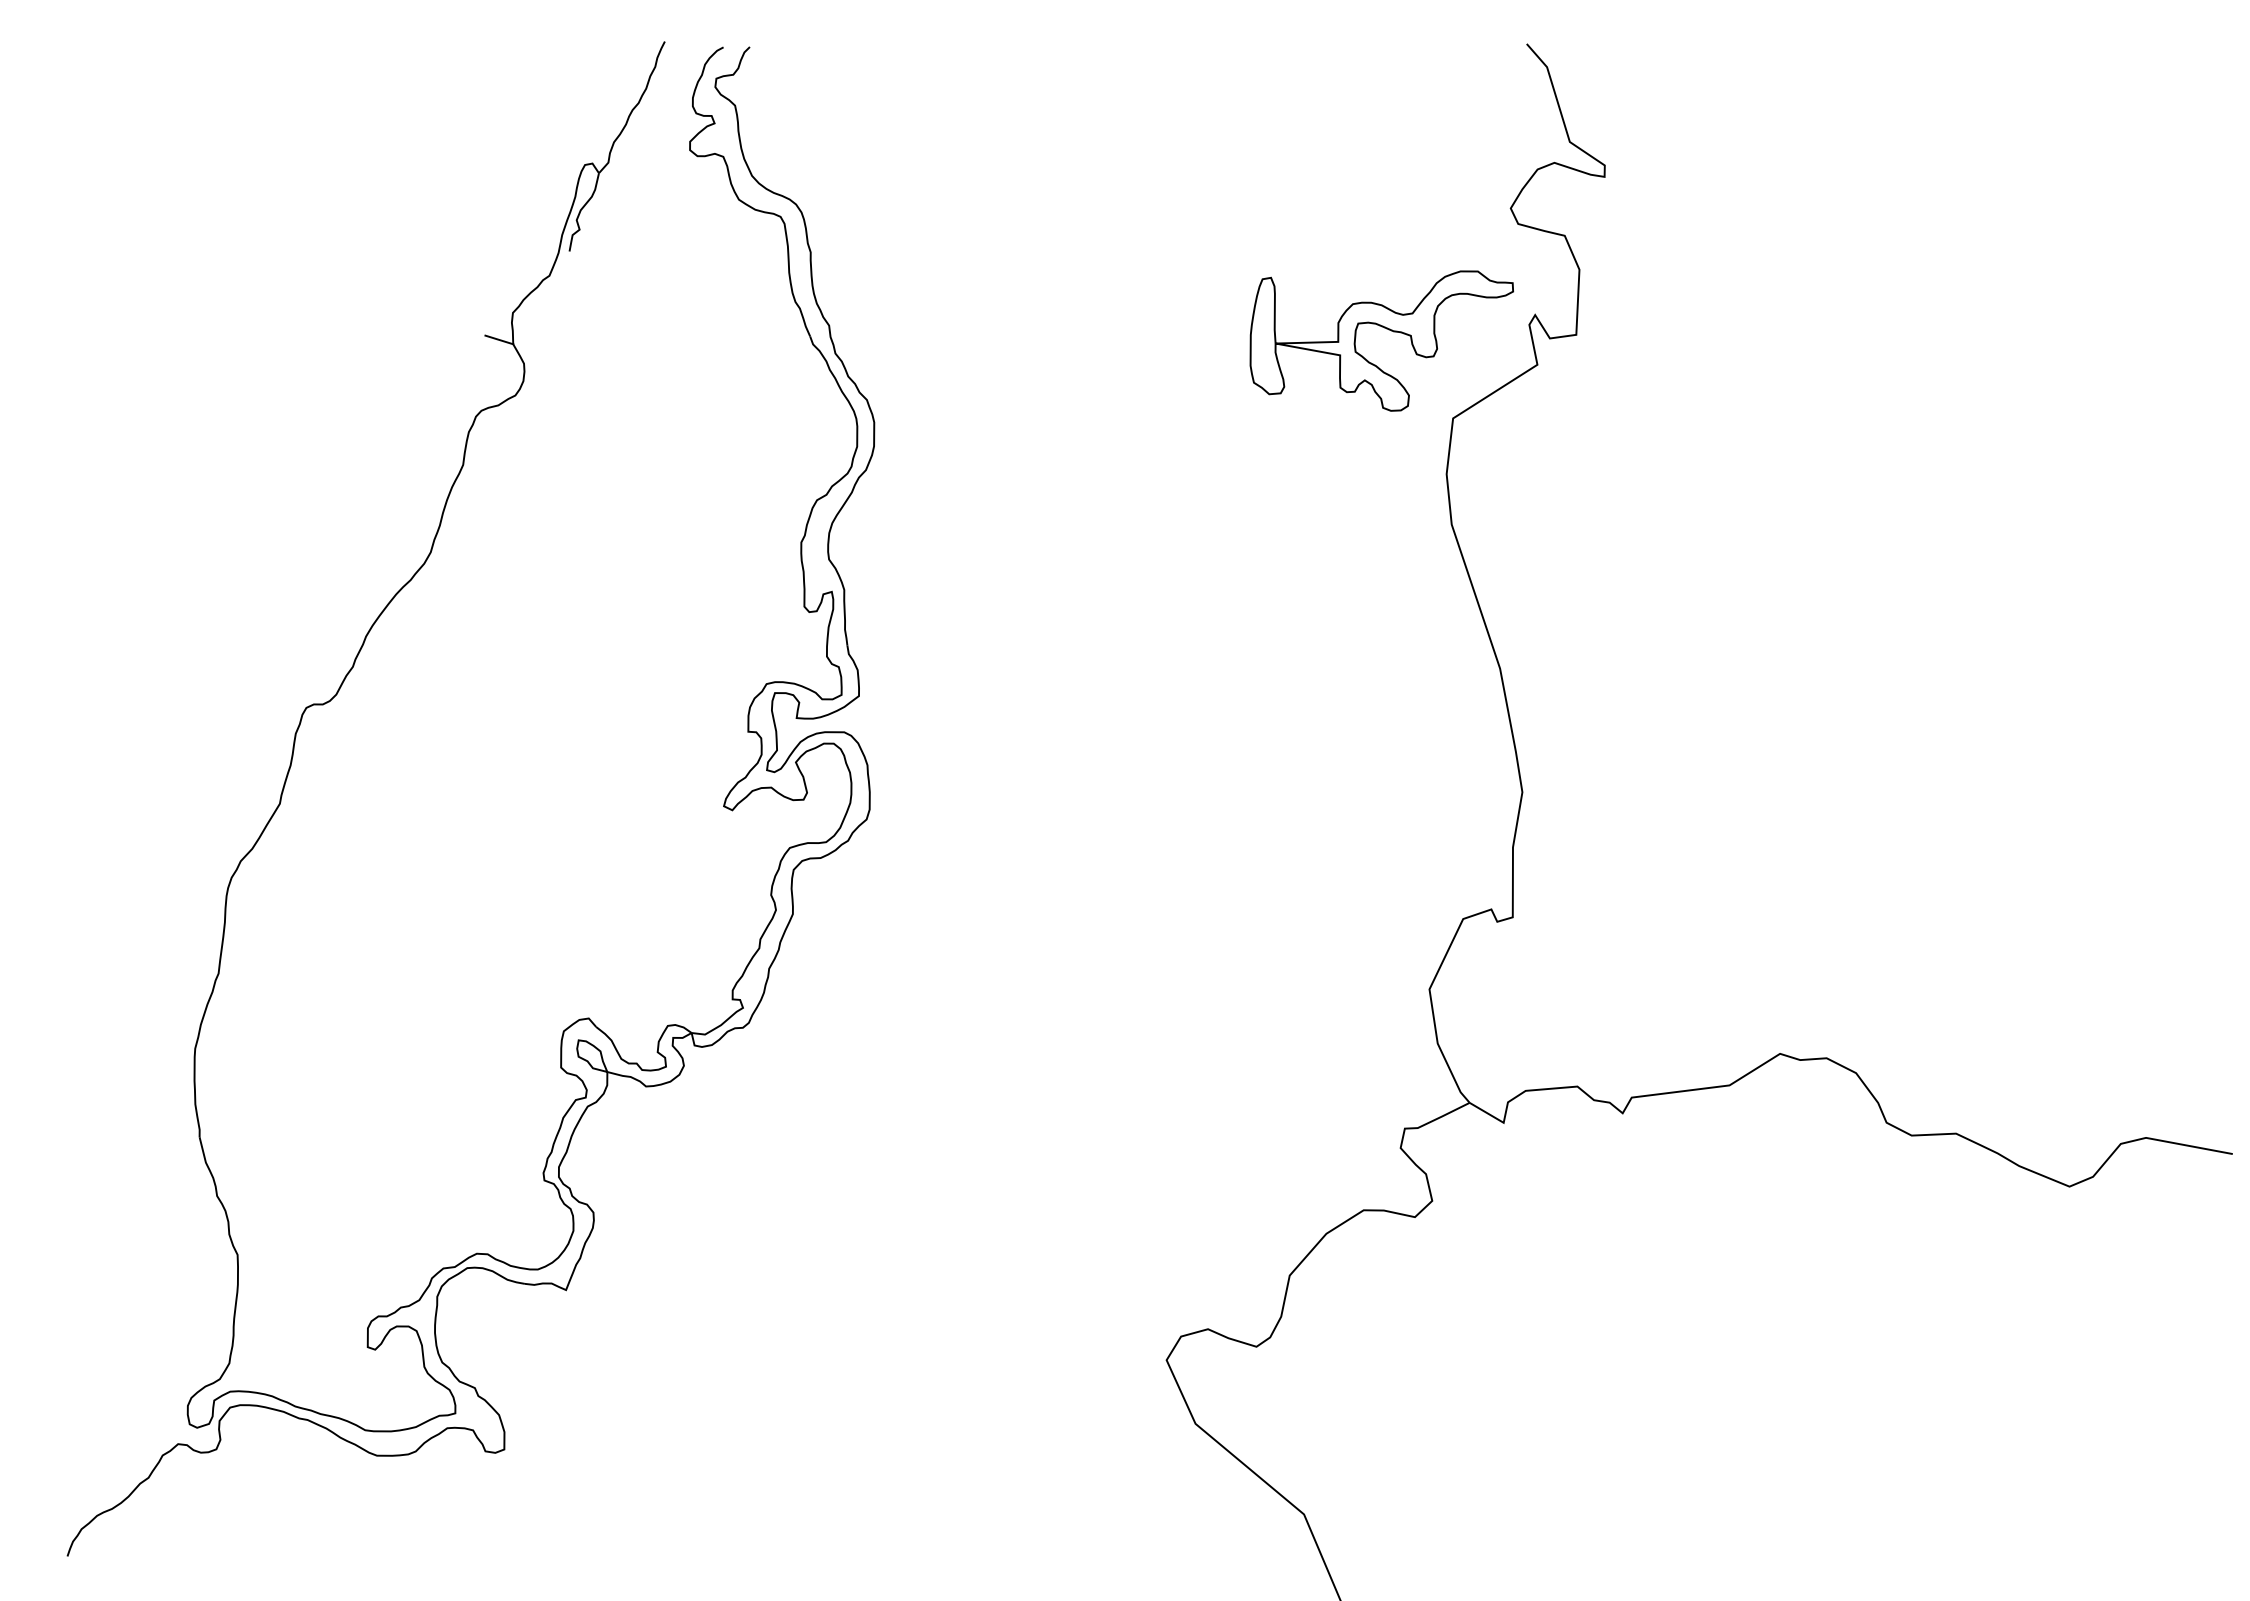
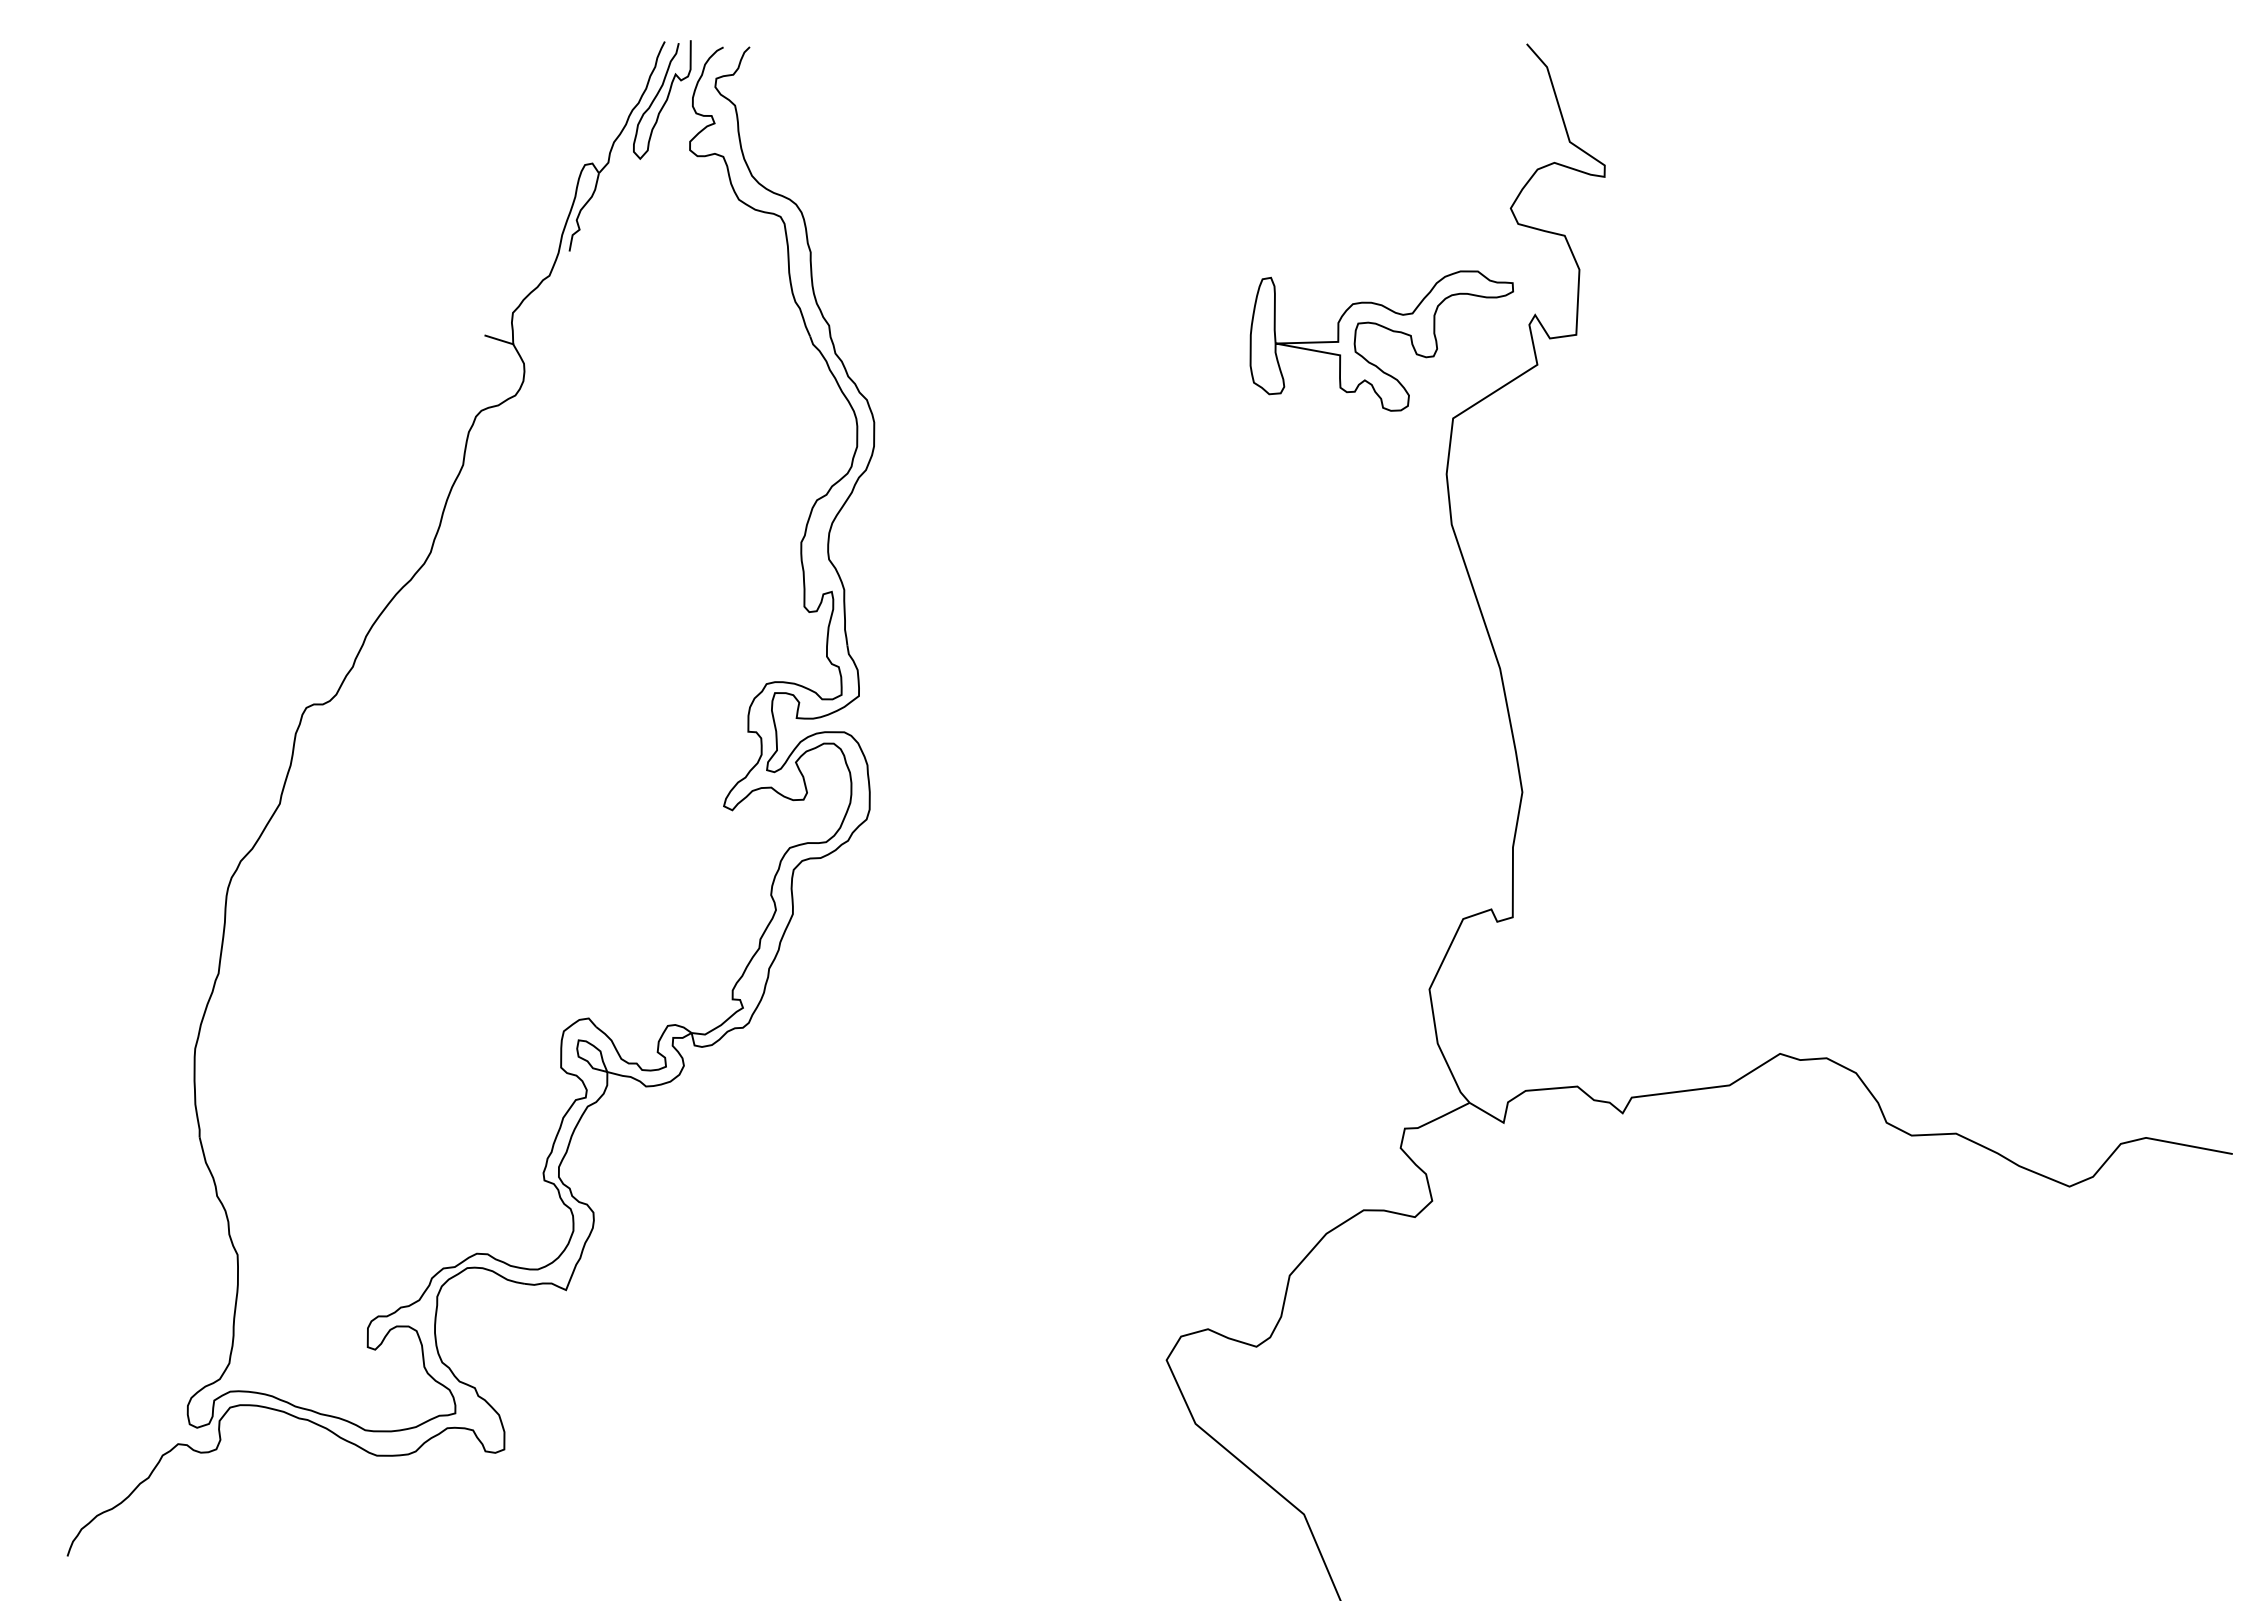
curve: none -> present (665, 100)
